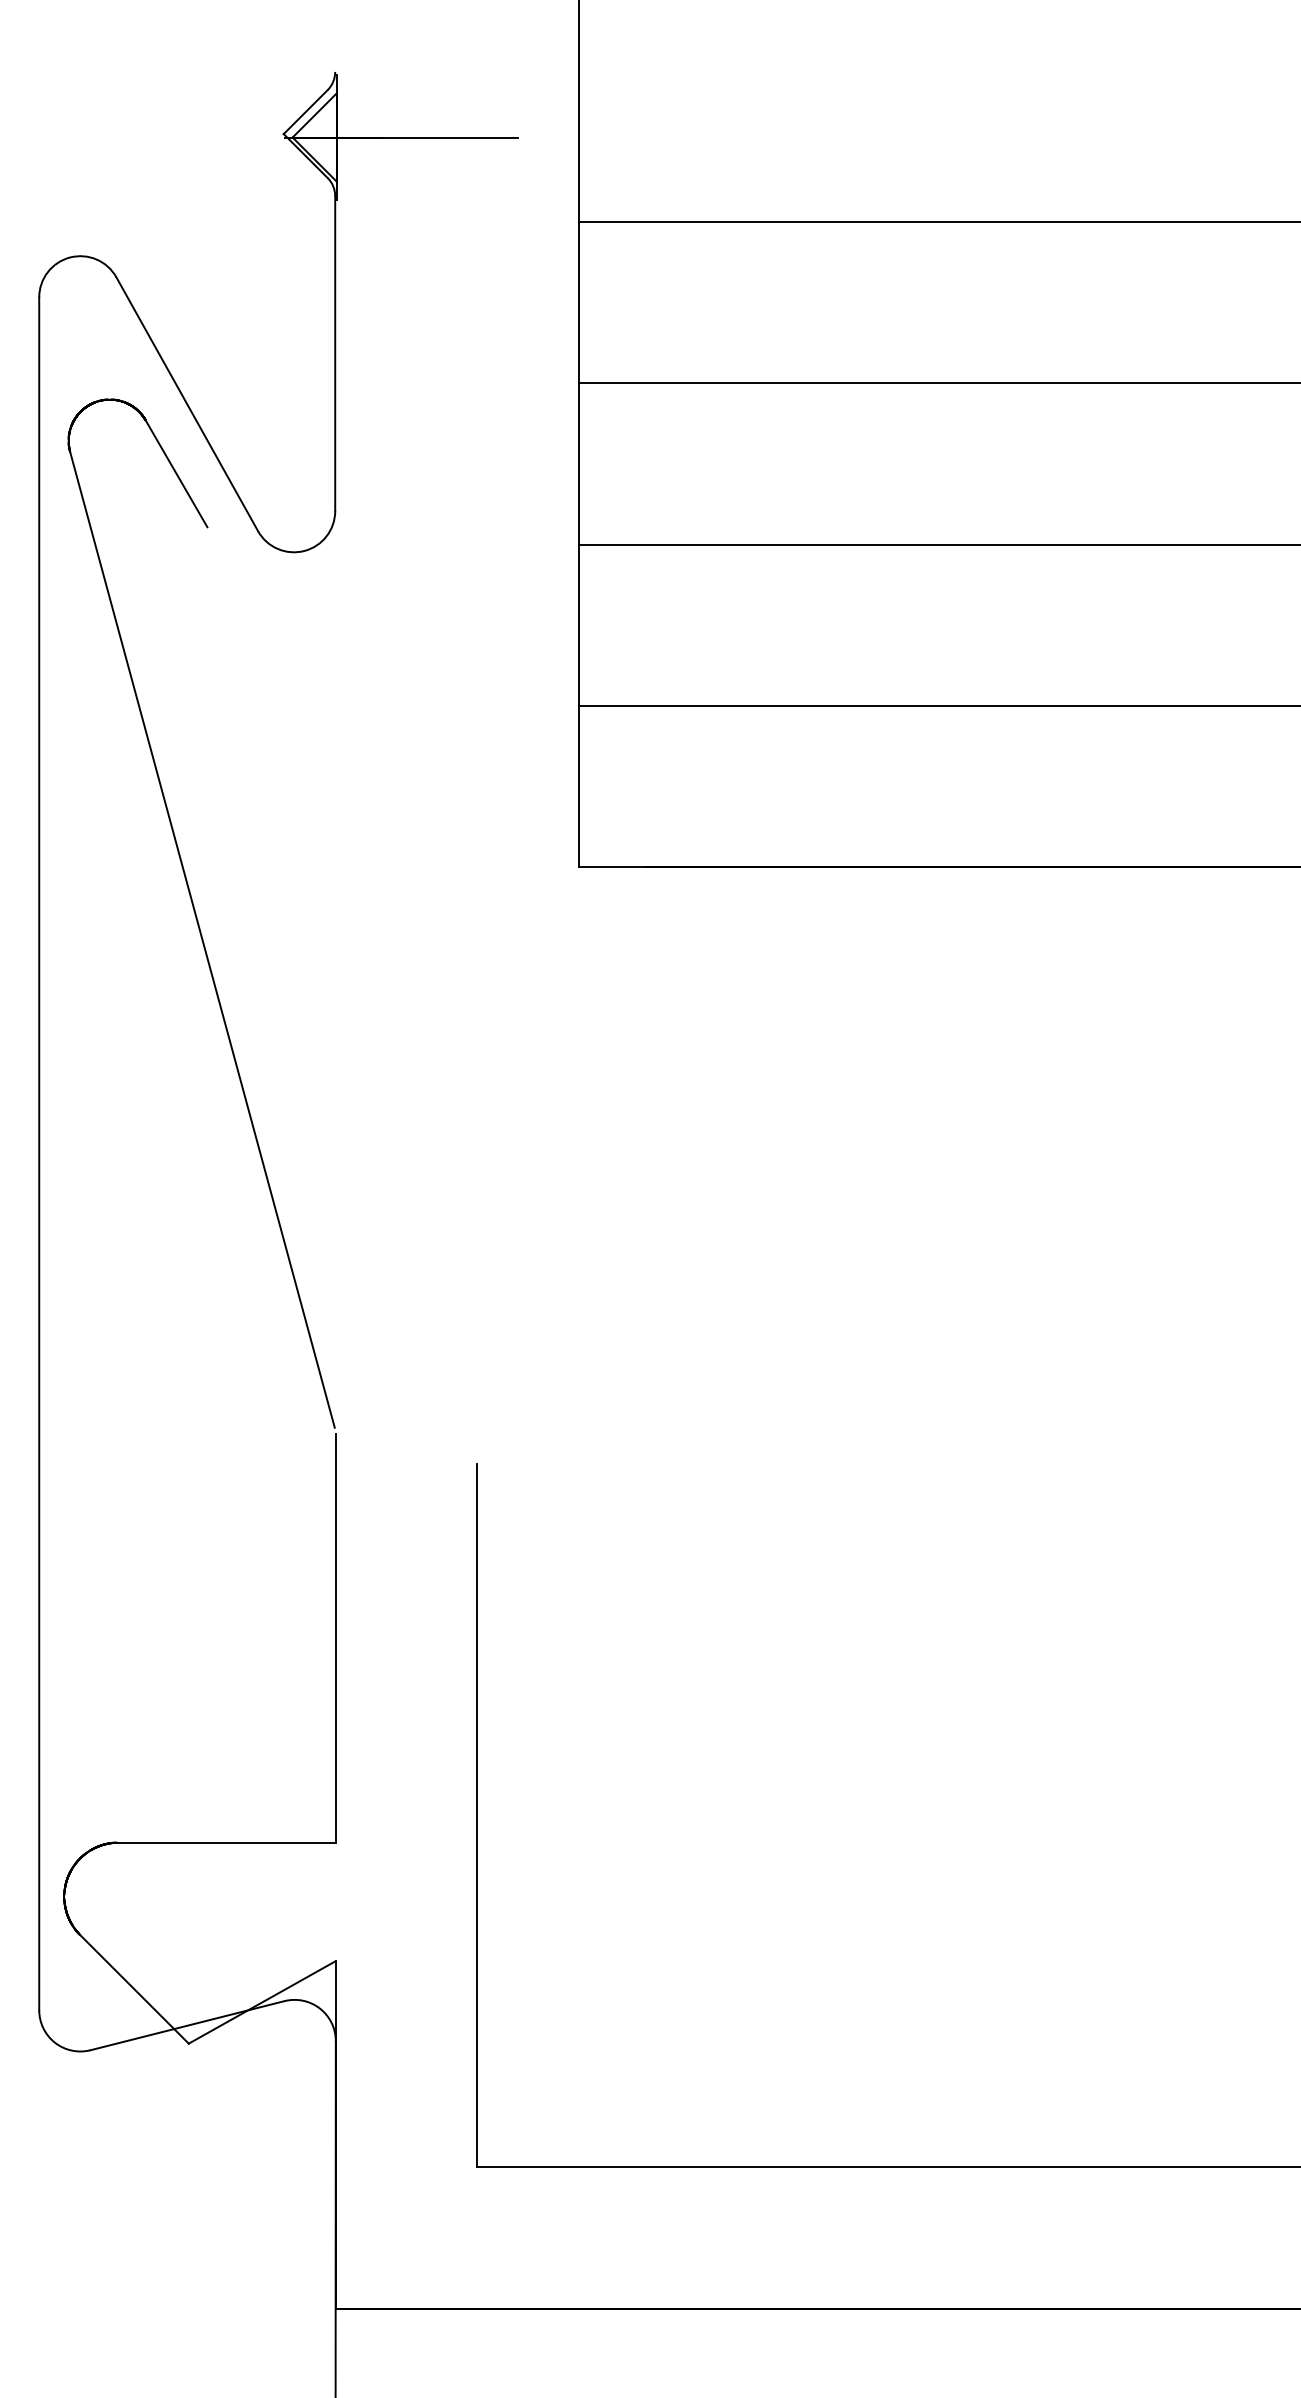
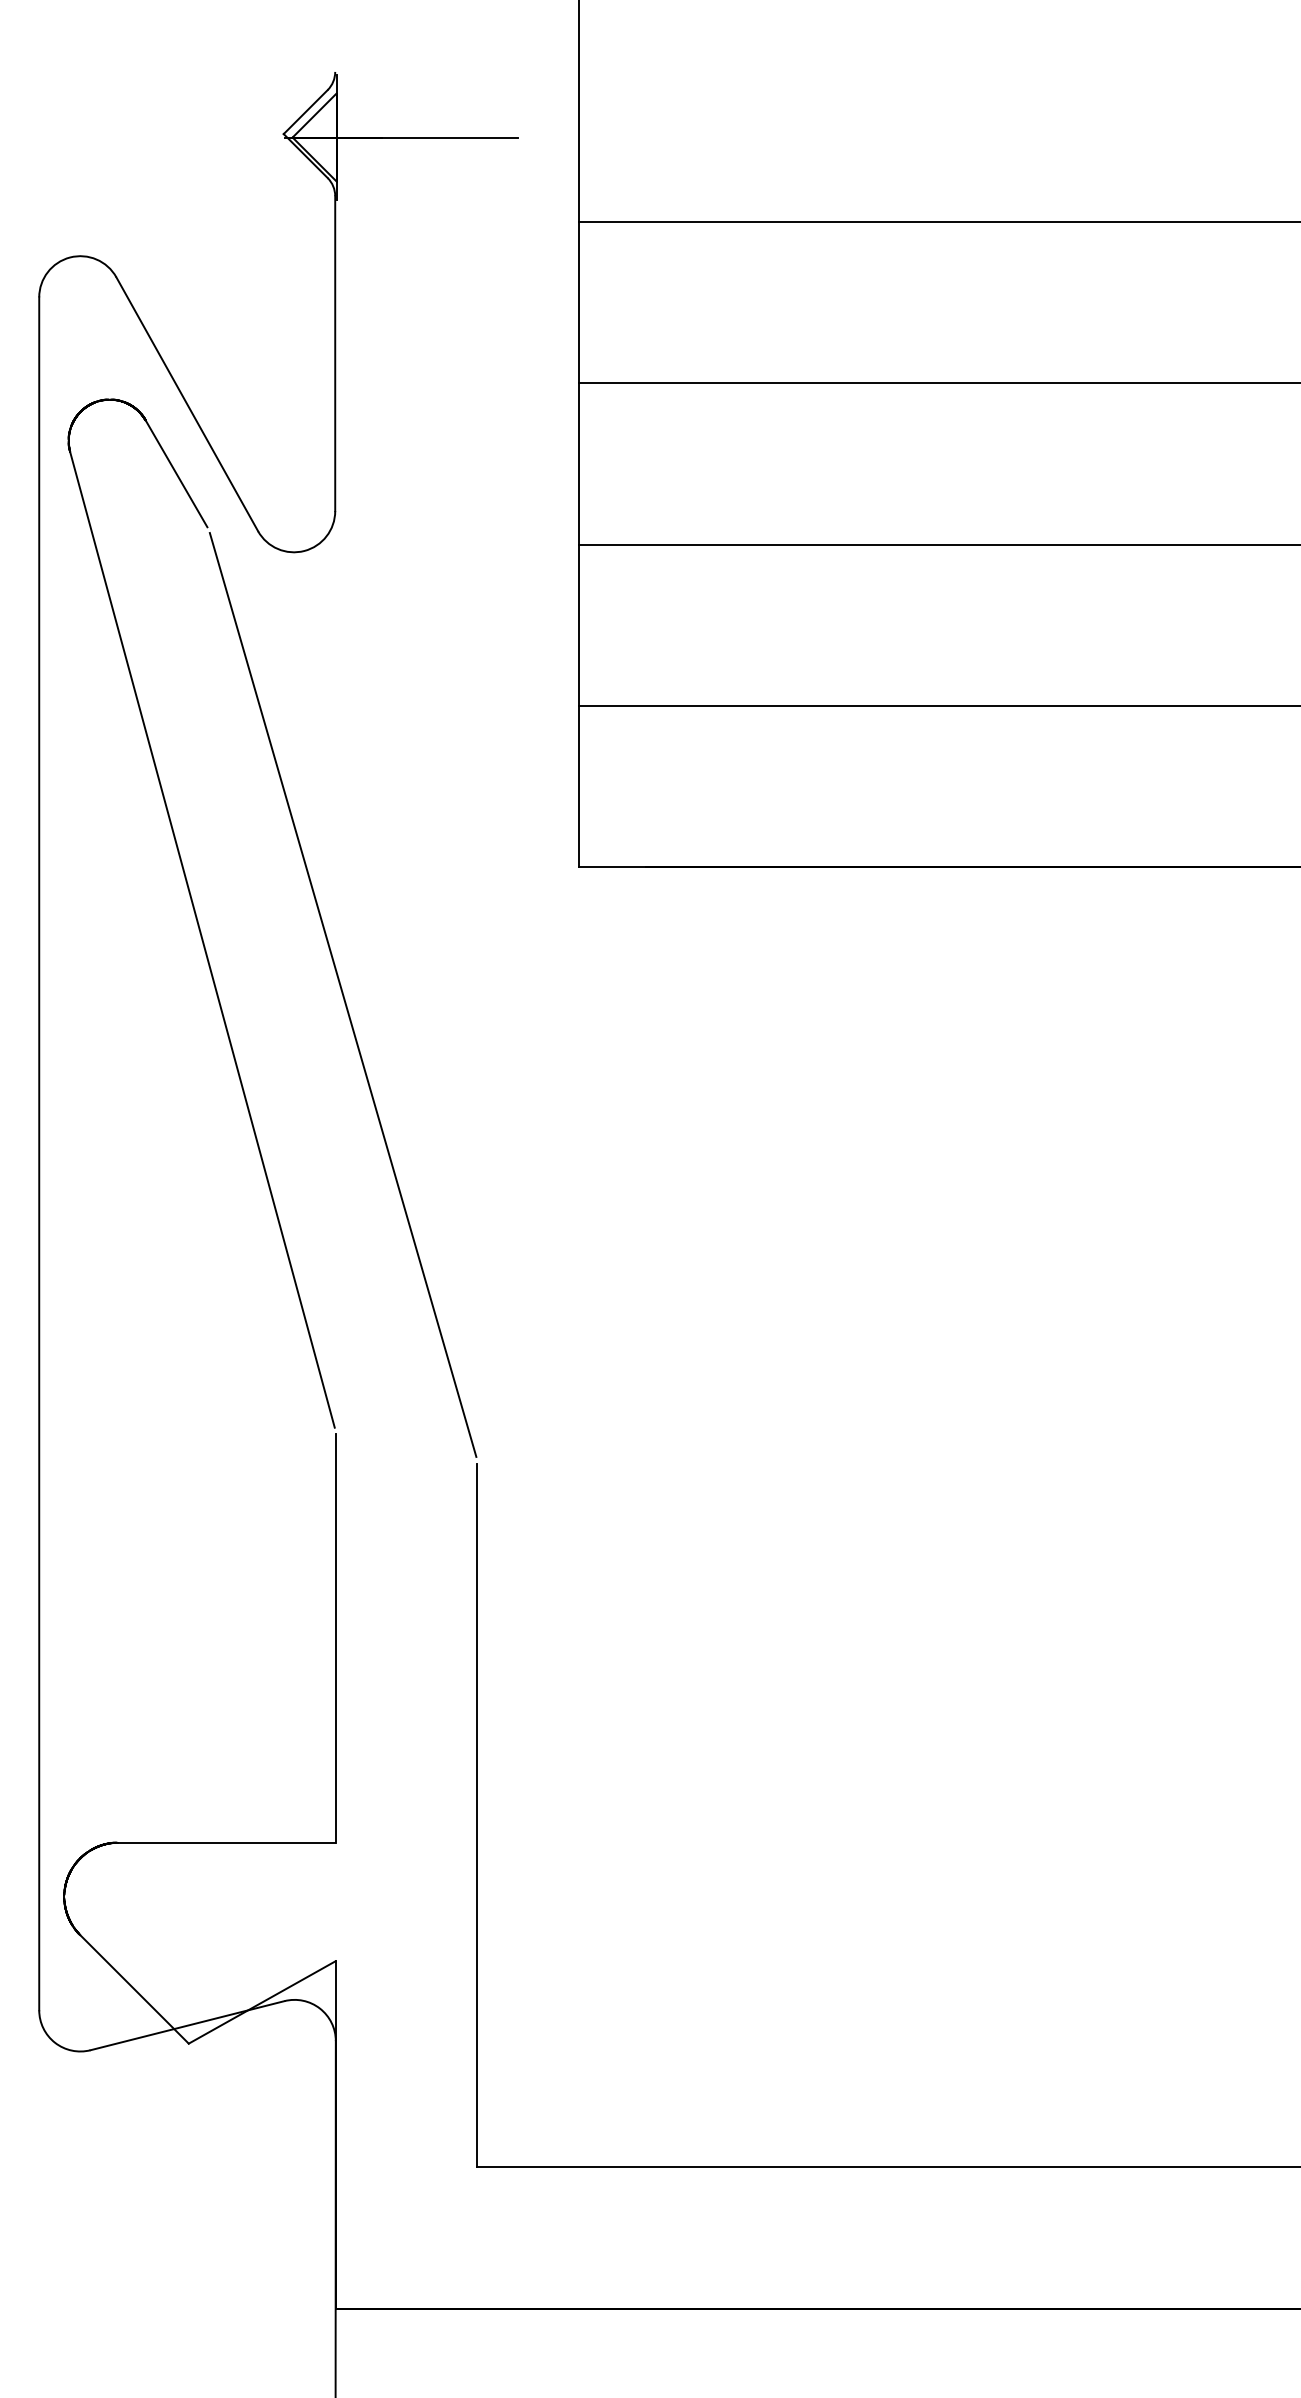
line: none -> present (342, 994)
